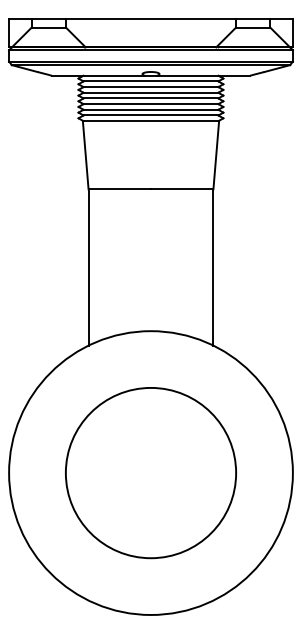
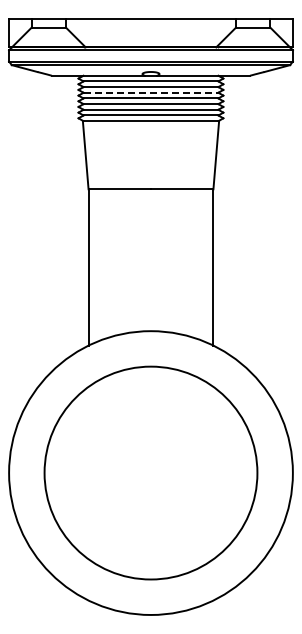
line: solid -> dashed (151, 92)
circle diameter: 170 px -> 213 px (150, 472)
